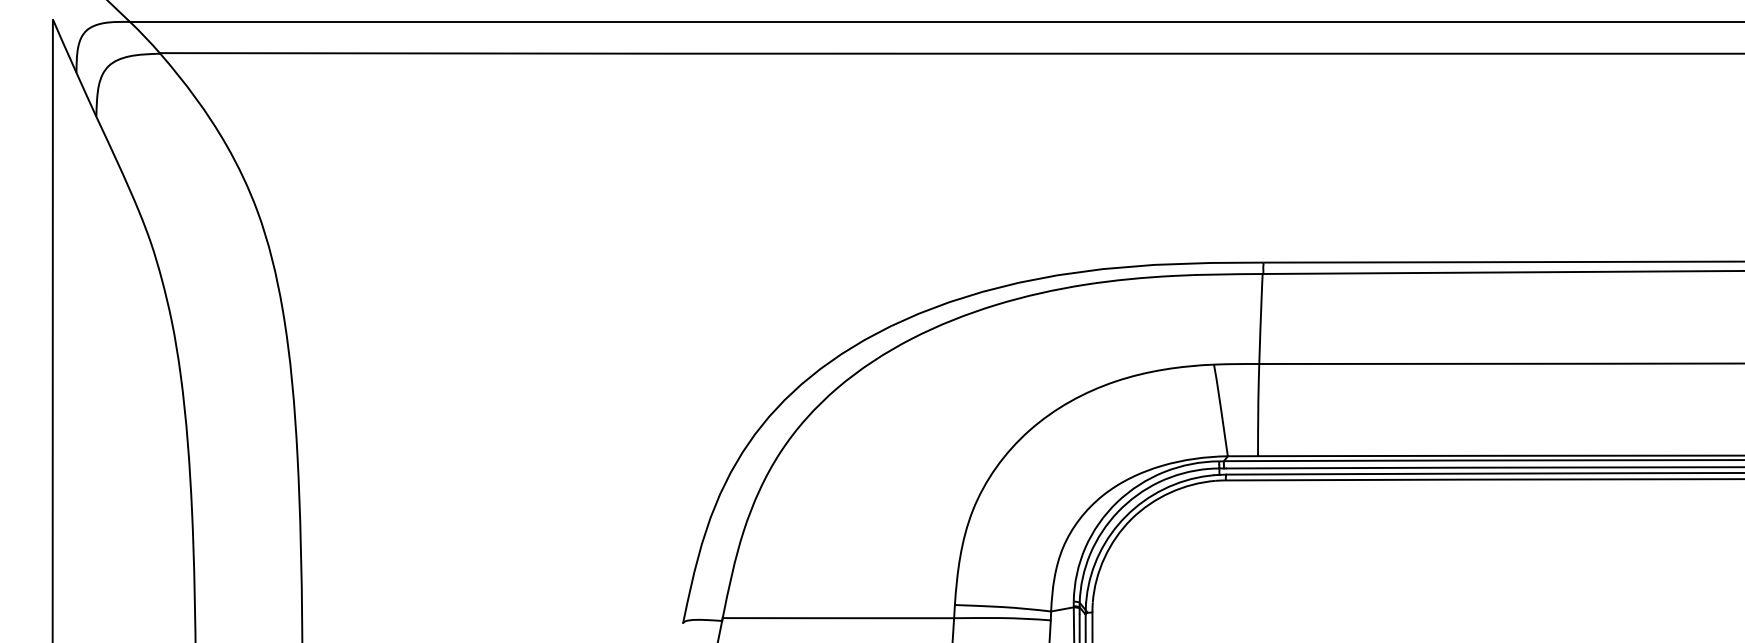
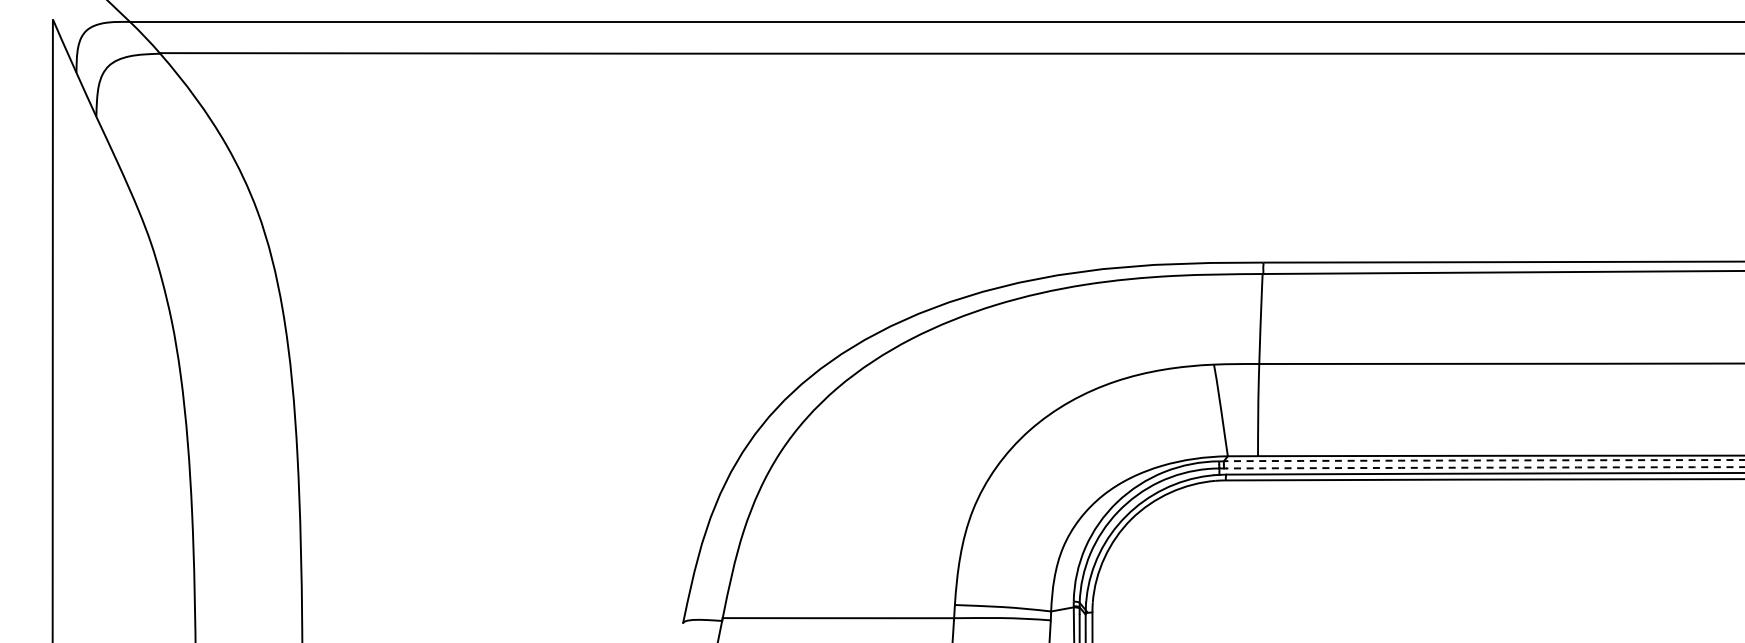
arc: solid -> dashed (1483, 460)
arc: solid -> dashed (1485, 467)
